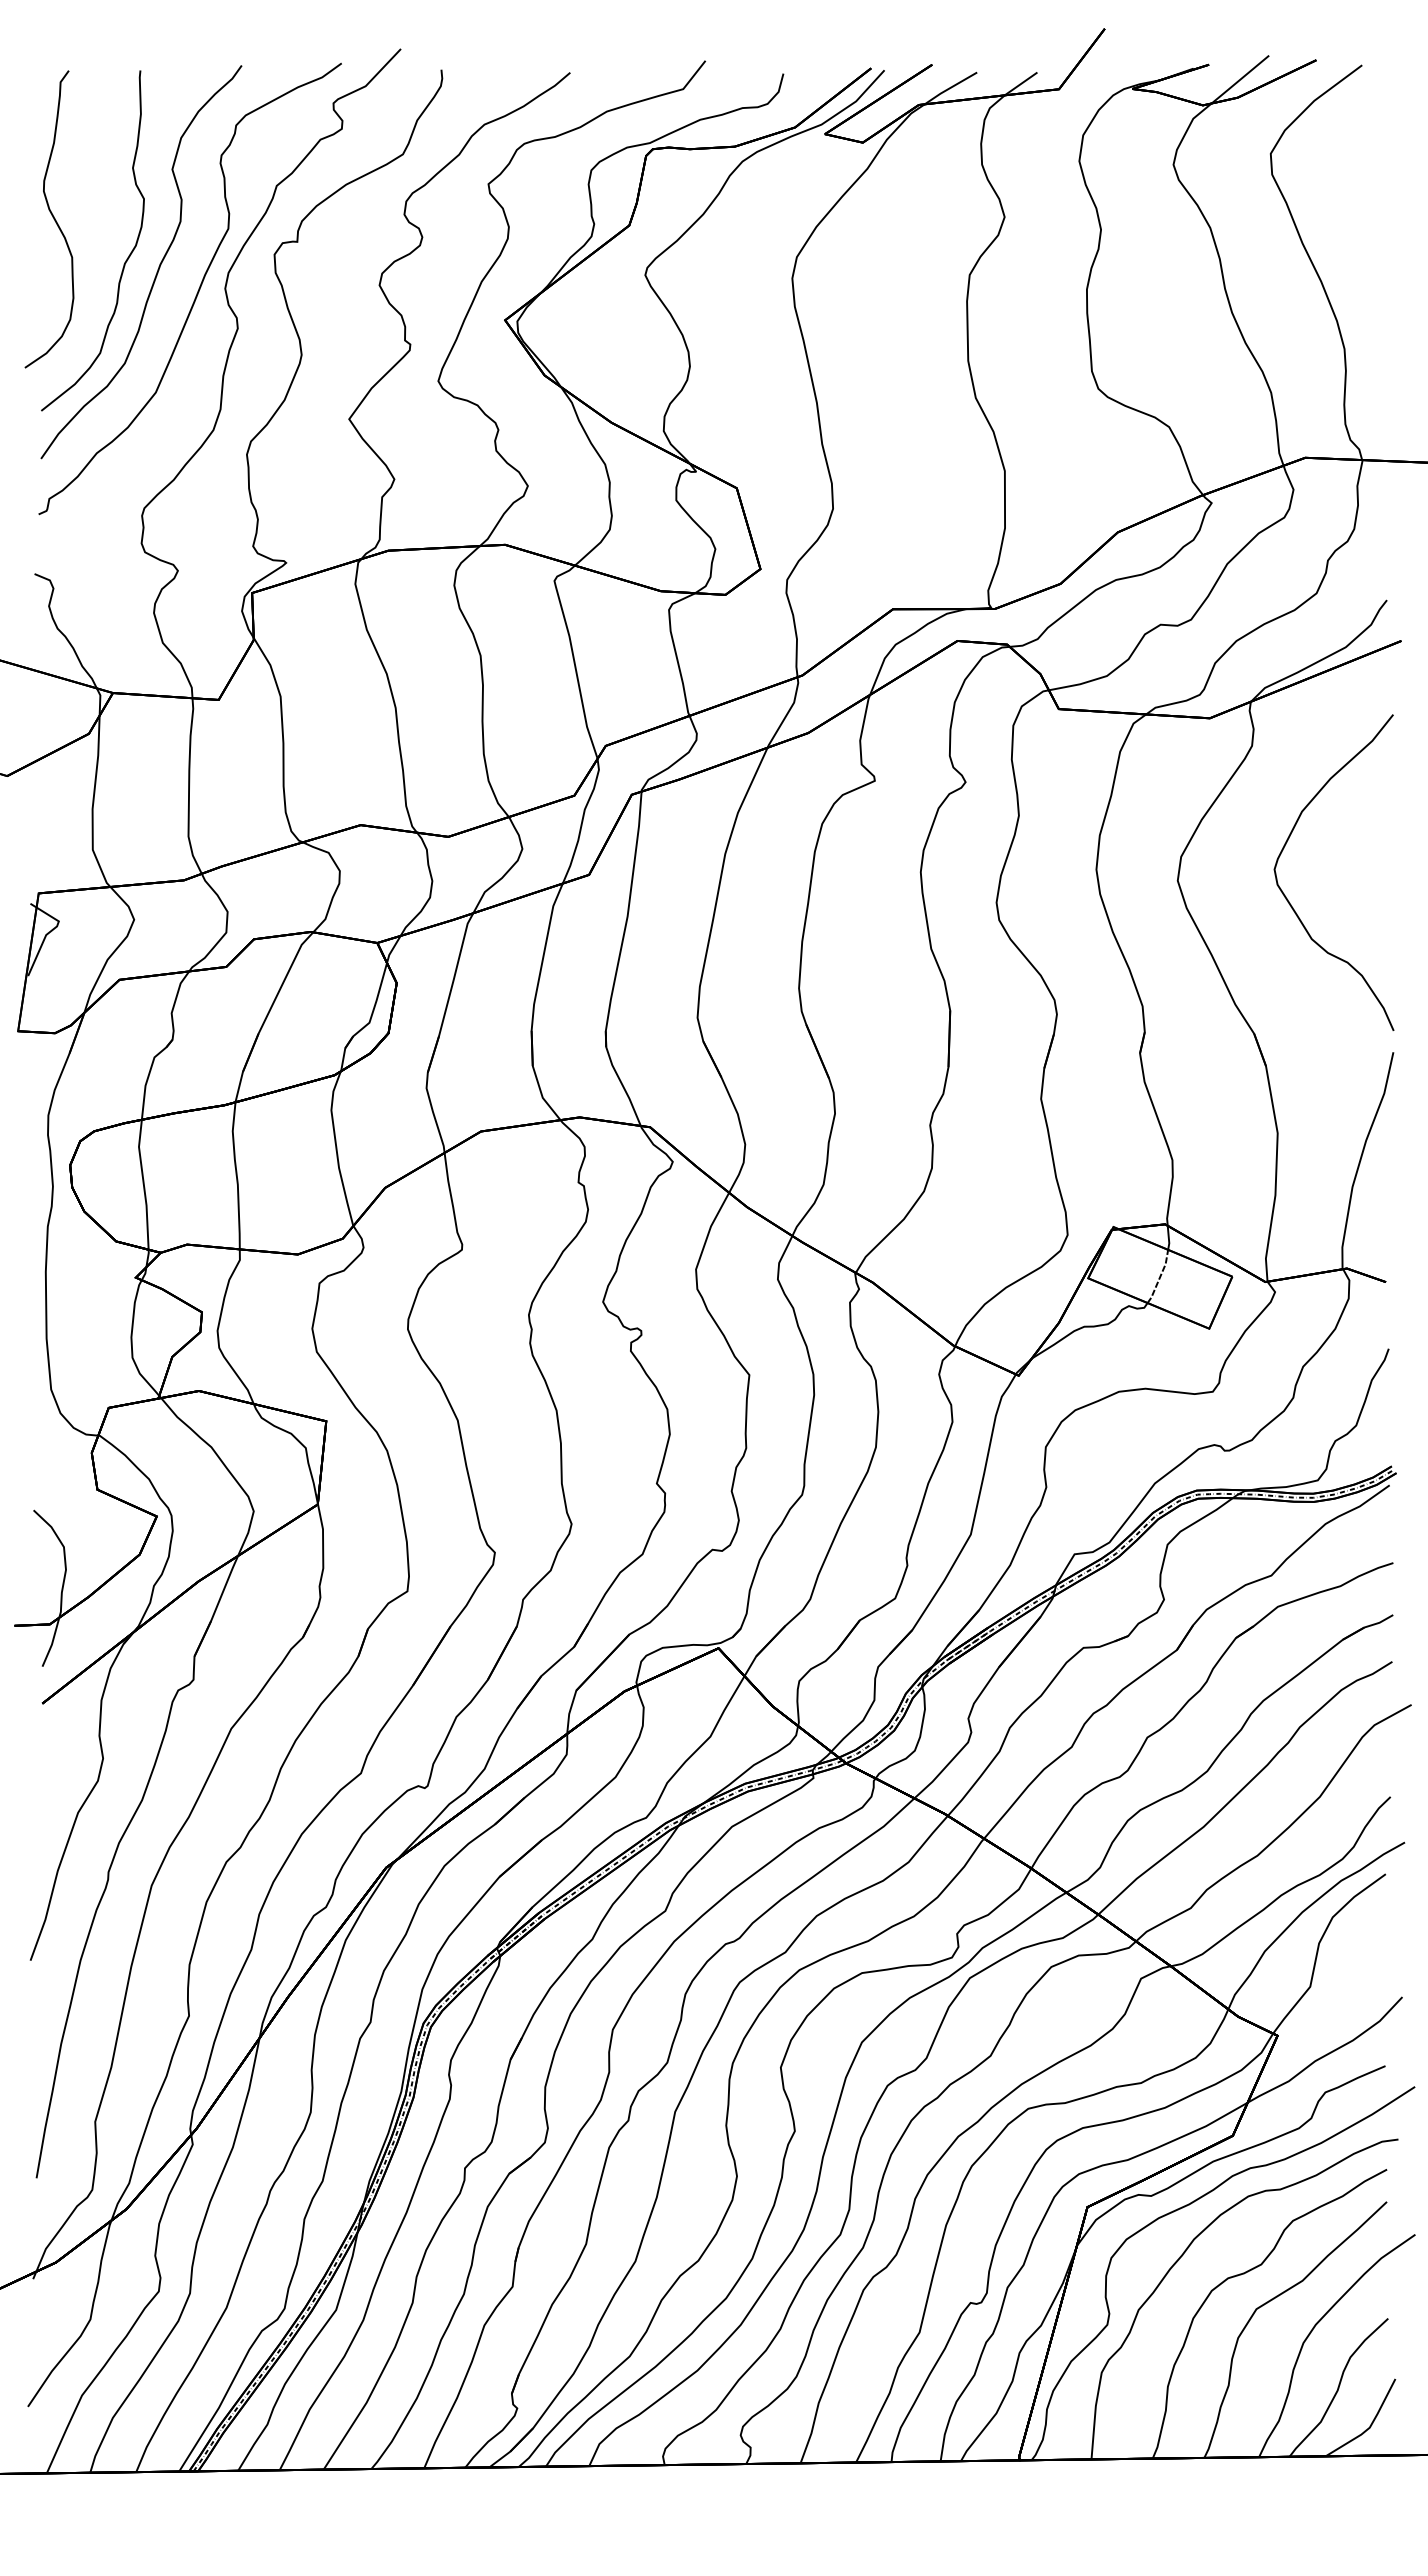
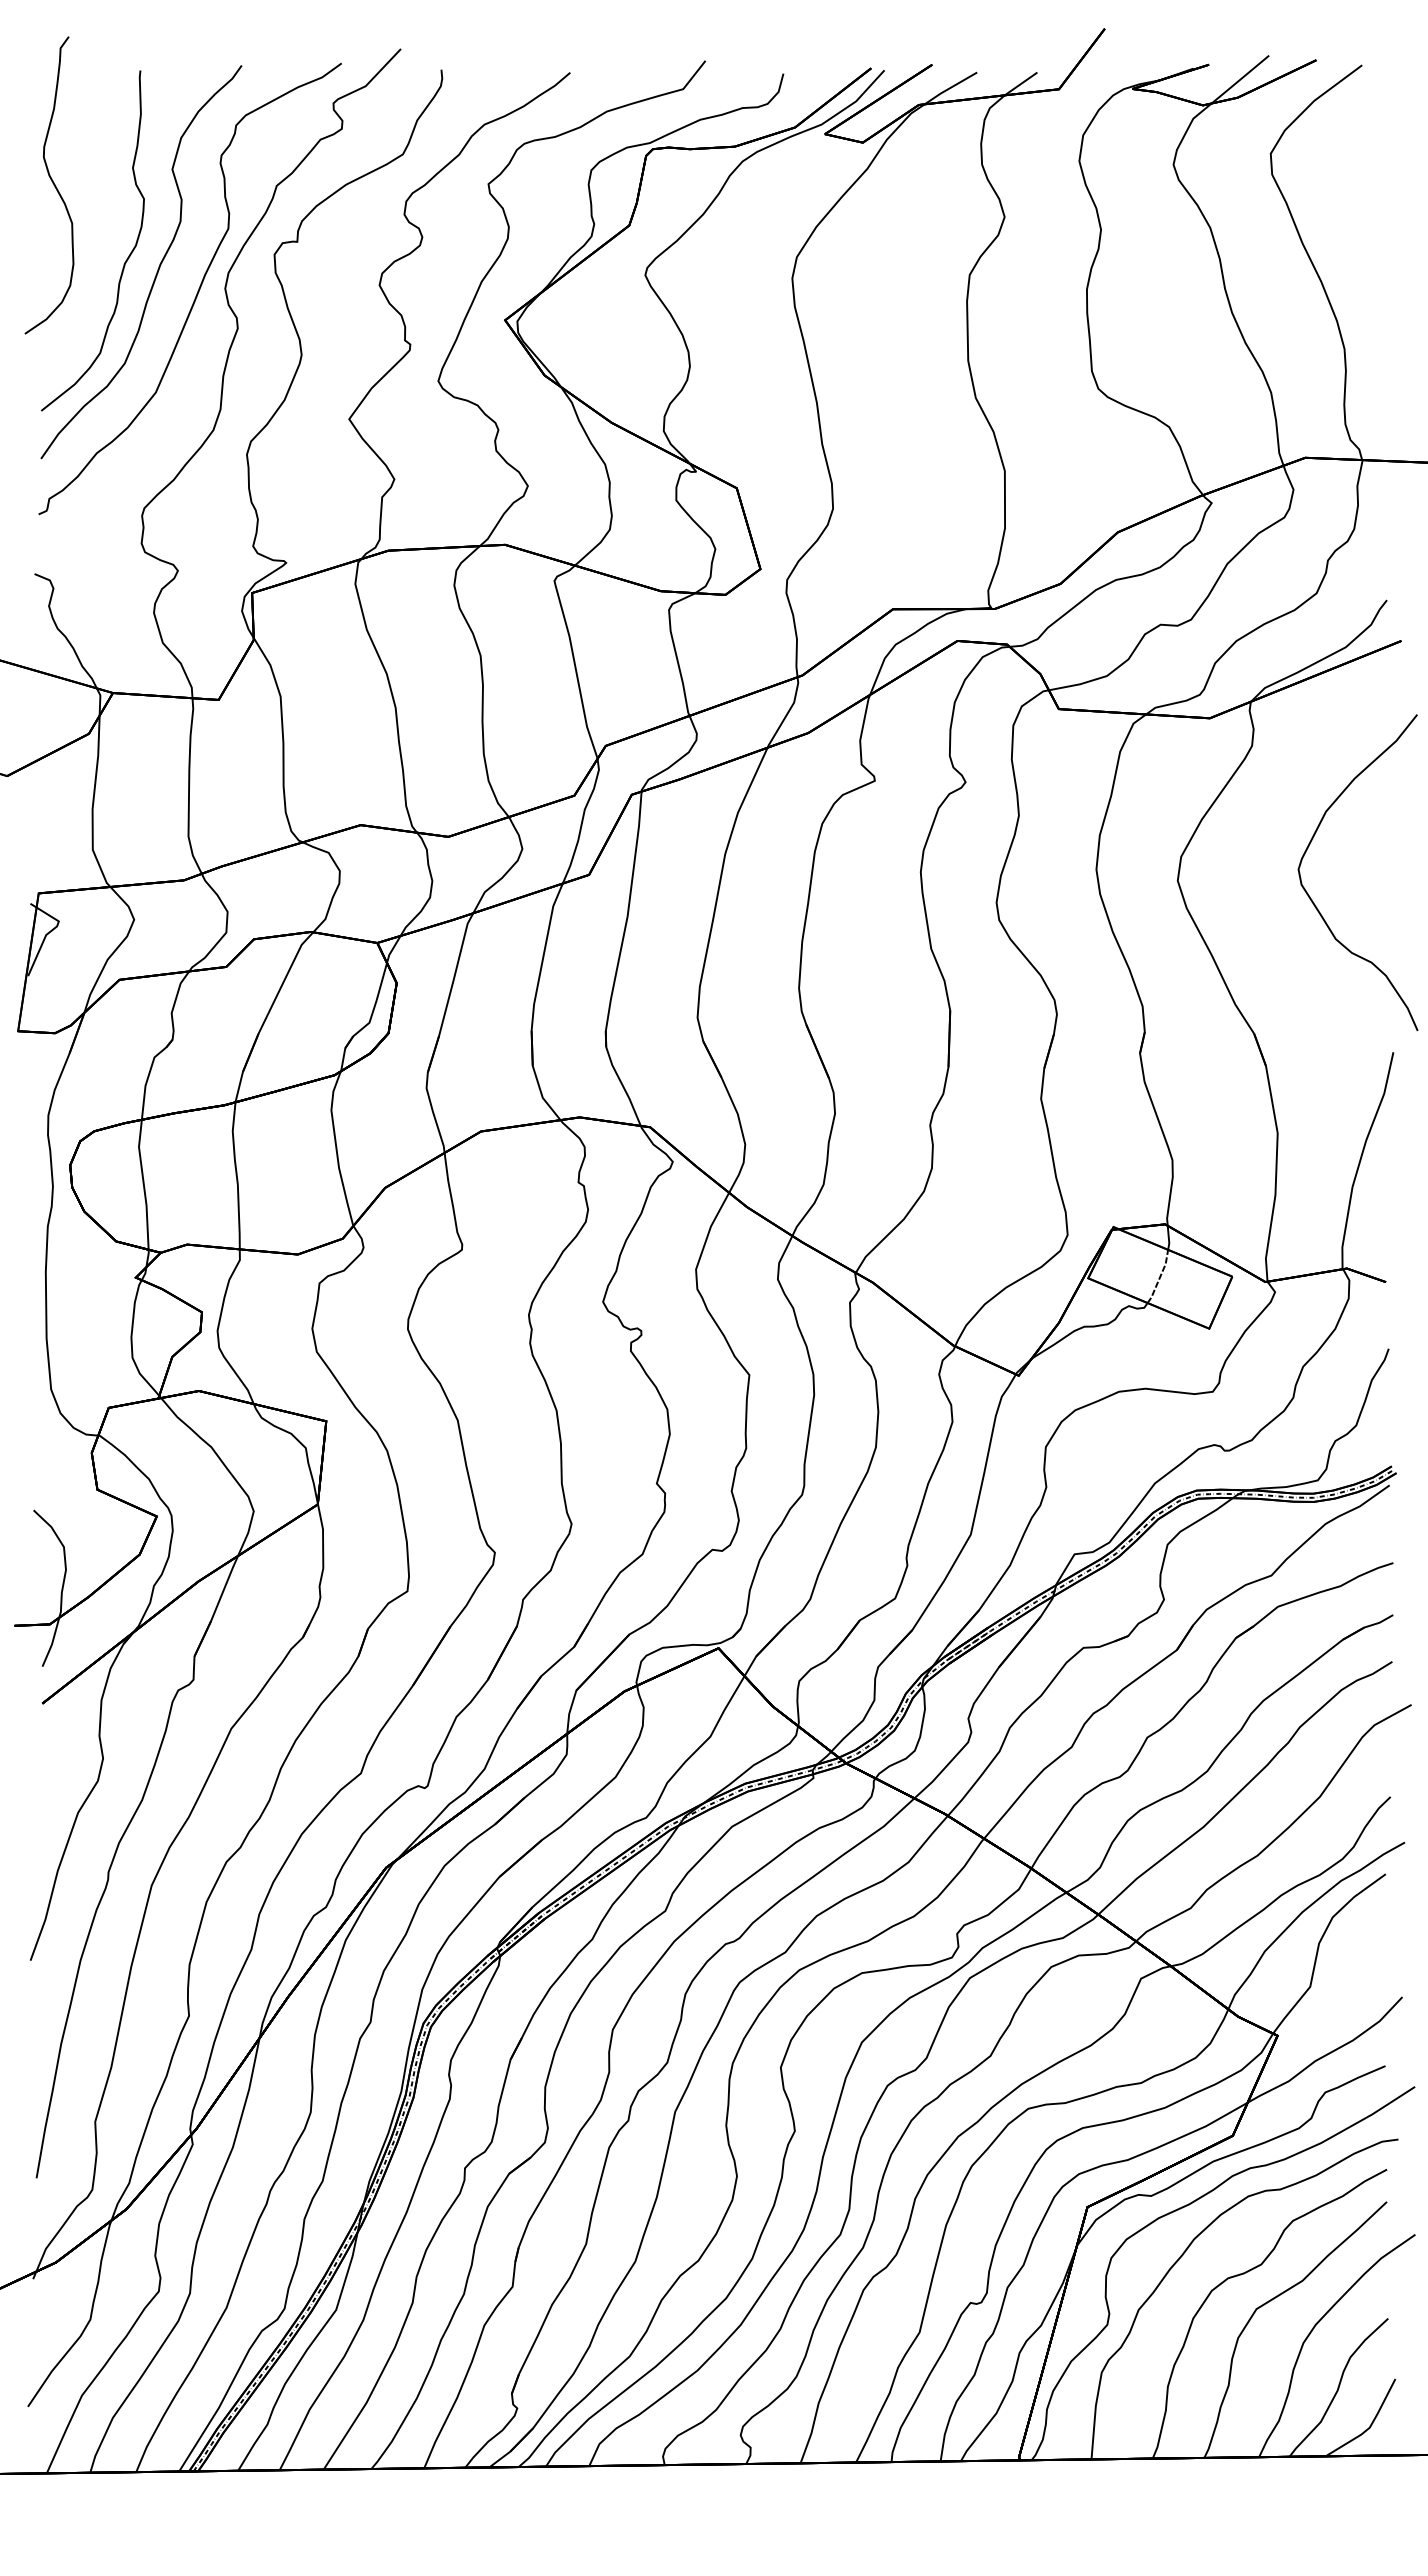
curve position: (52, 217) -> (52, 183) (52, 183)
curve position: (1288, 899) -> (1312, 899) (1312, 899)
